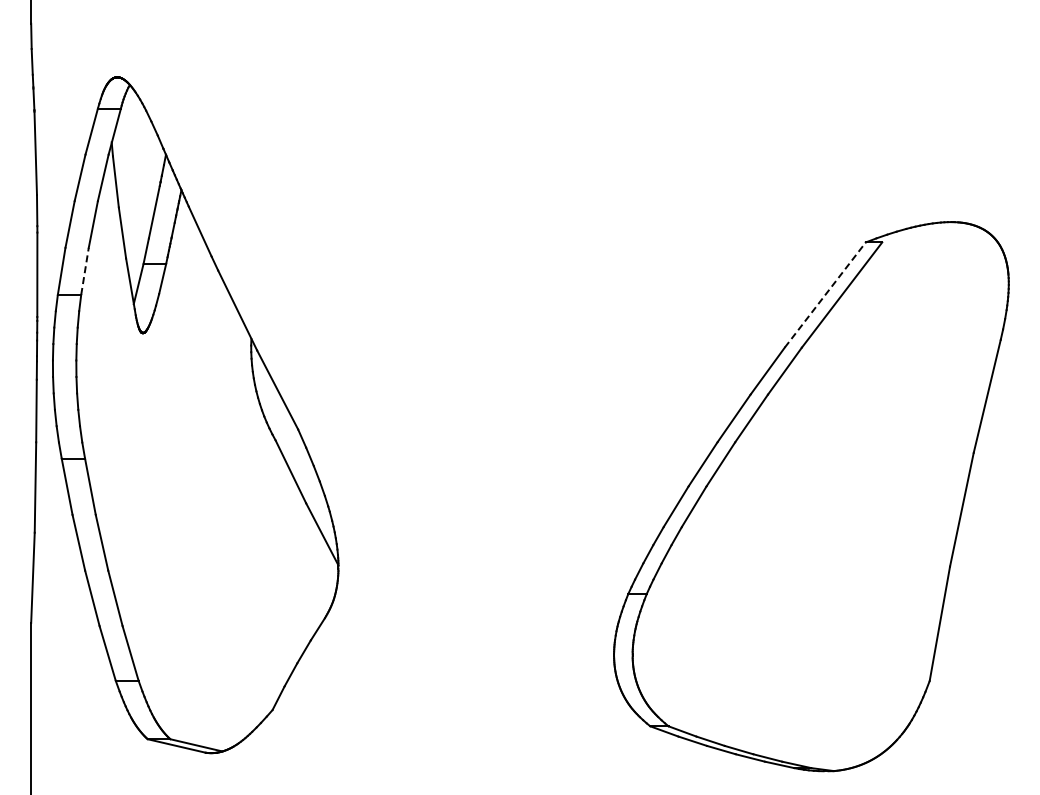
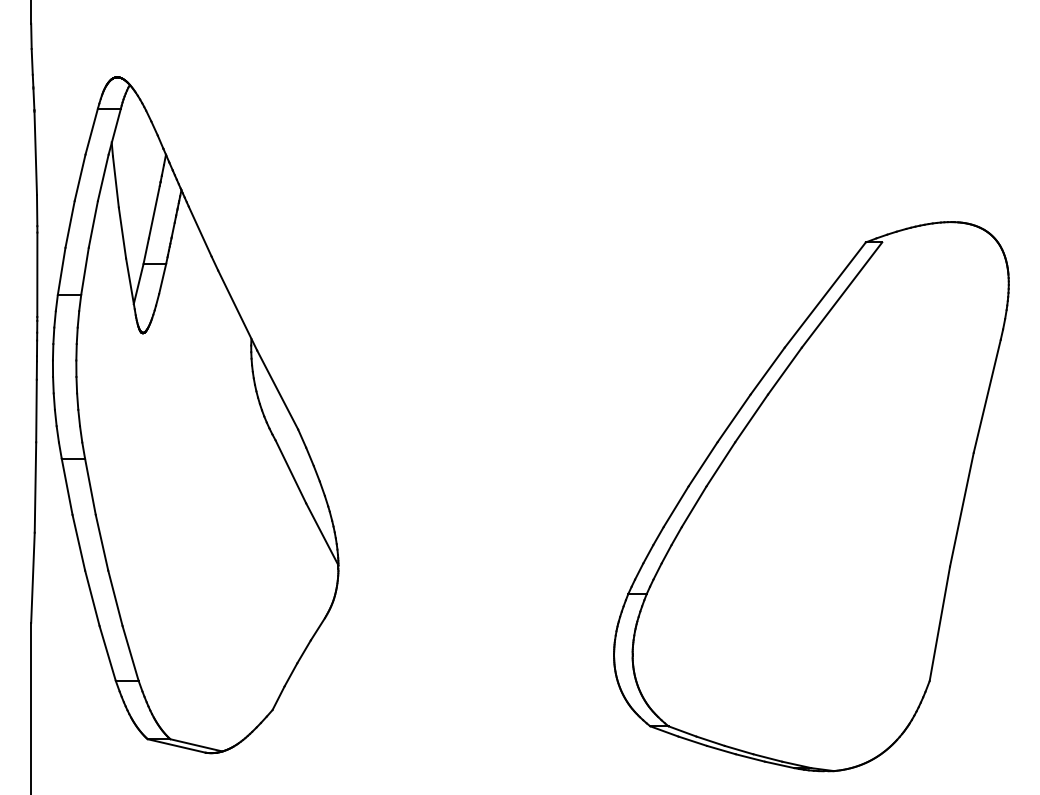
line: dashed -> solid (84, 271)
line: dashed -> solid (825, 294)
